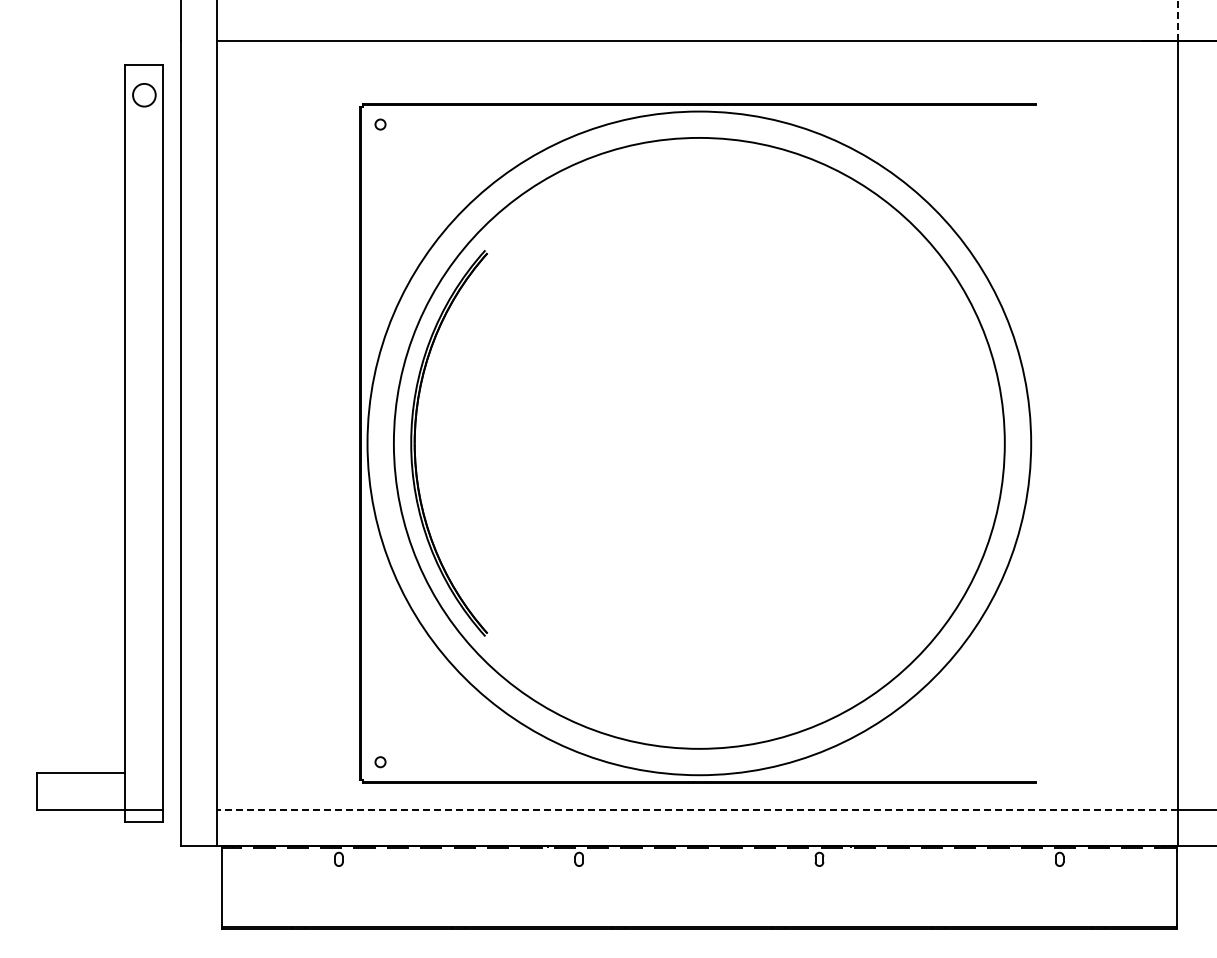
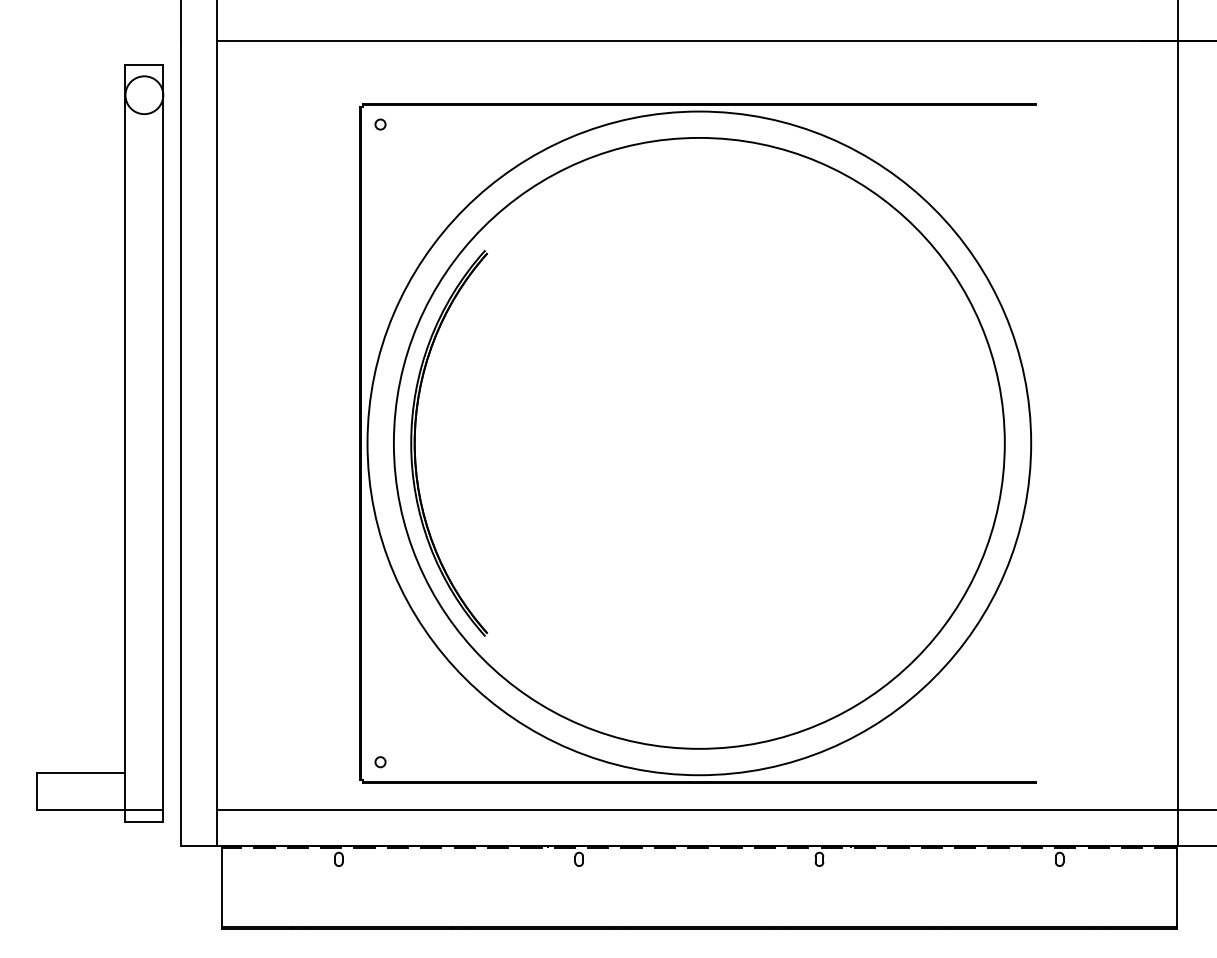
line: dashed -> solid (1177, 20)
circle diameter: 23 px -> 38 px (144, 95)
line: dashed -> solid (697, 810)
